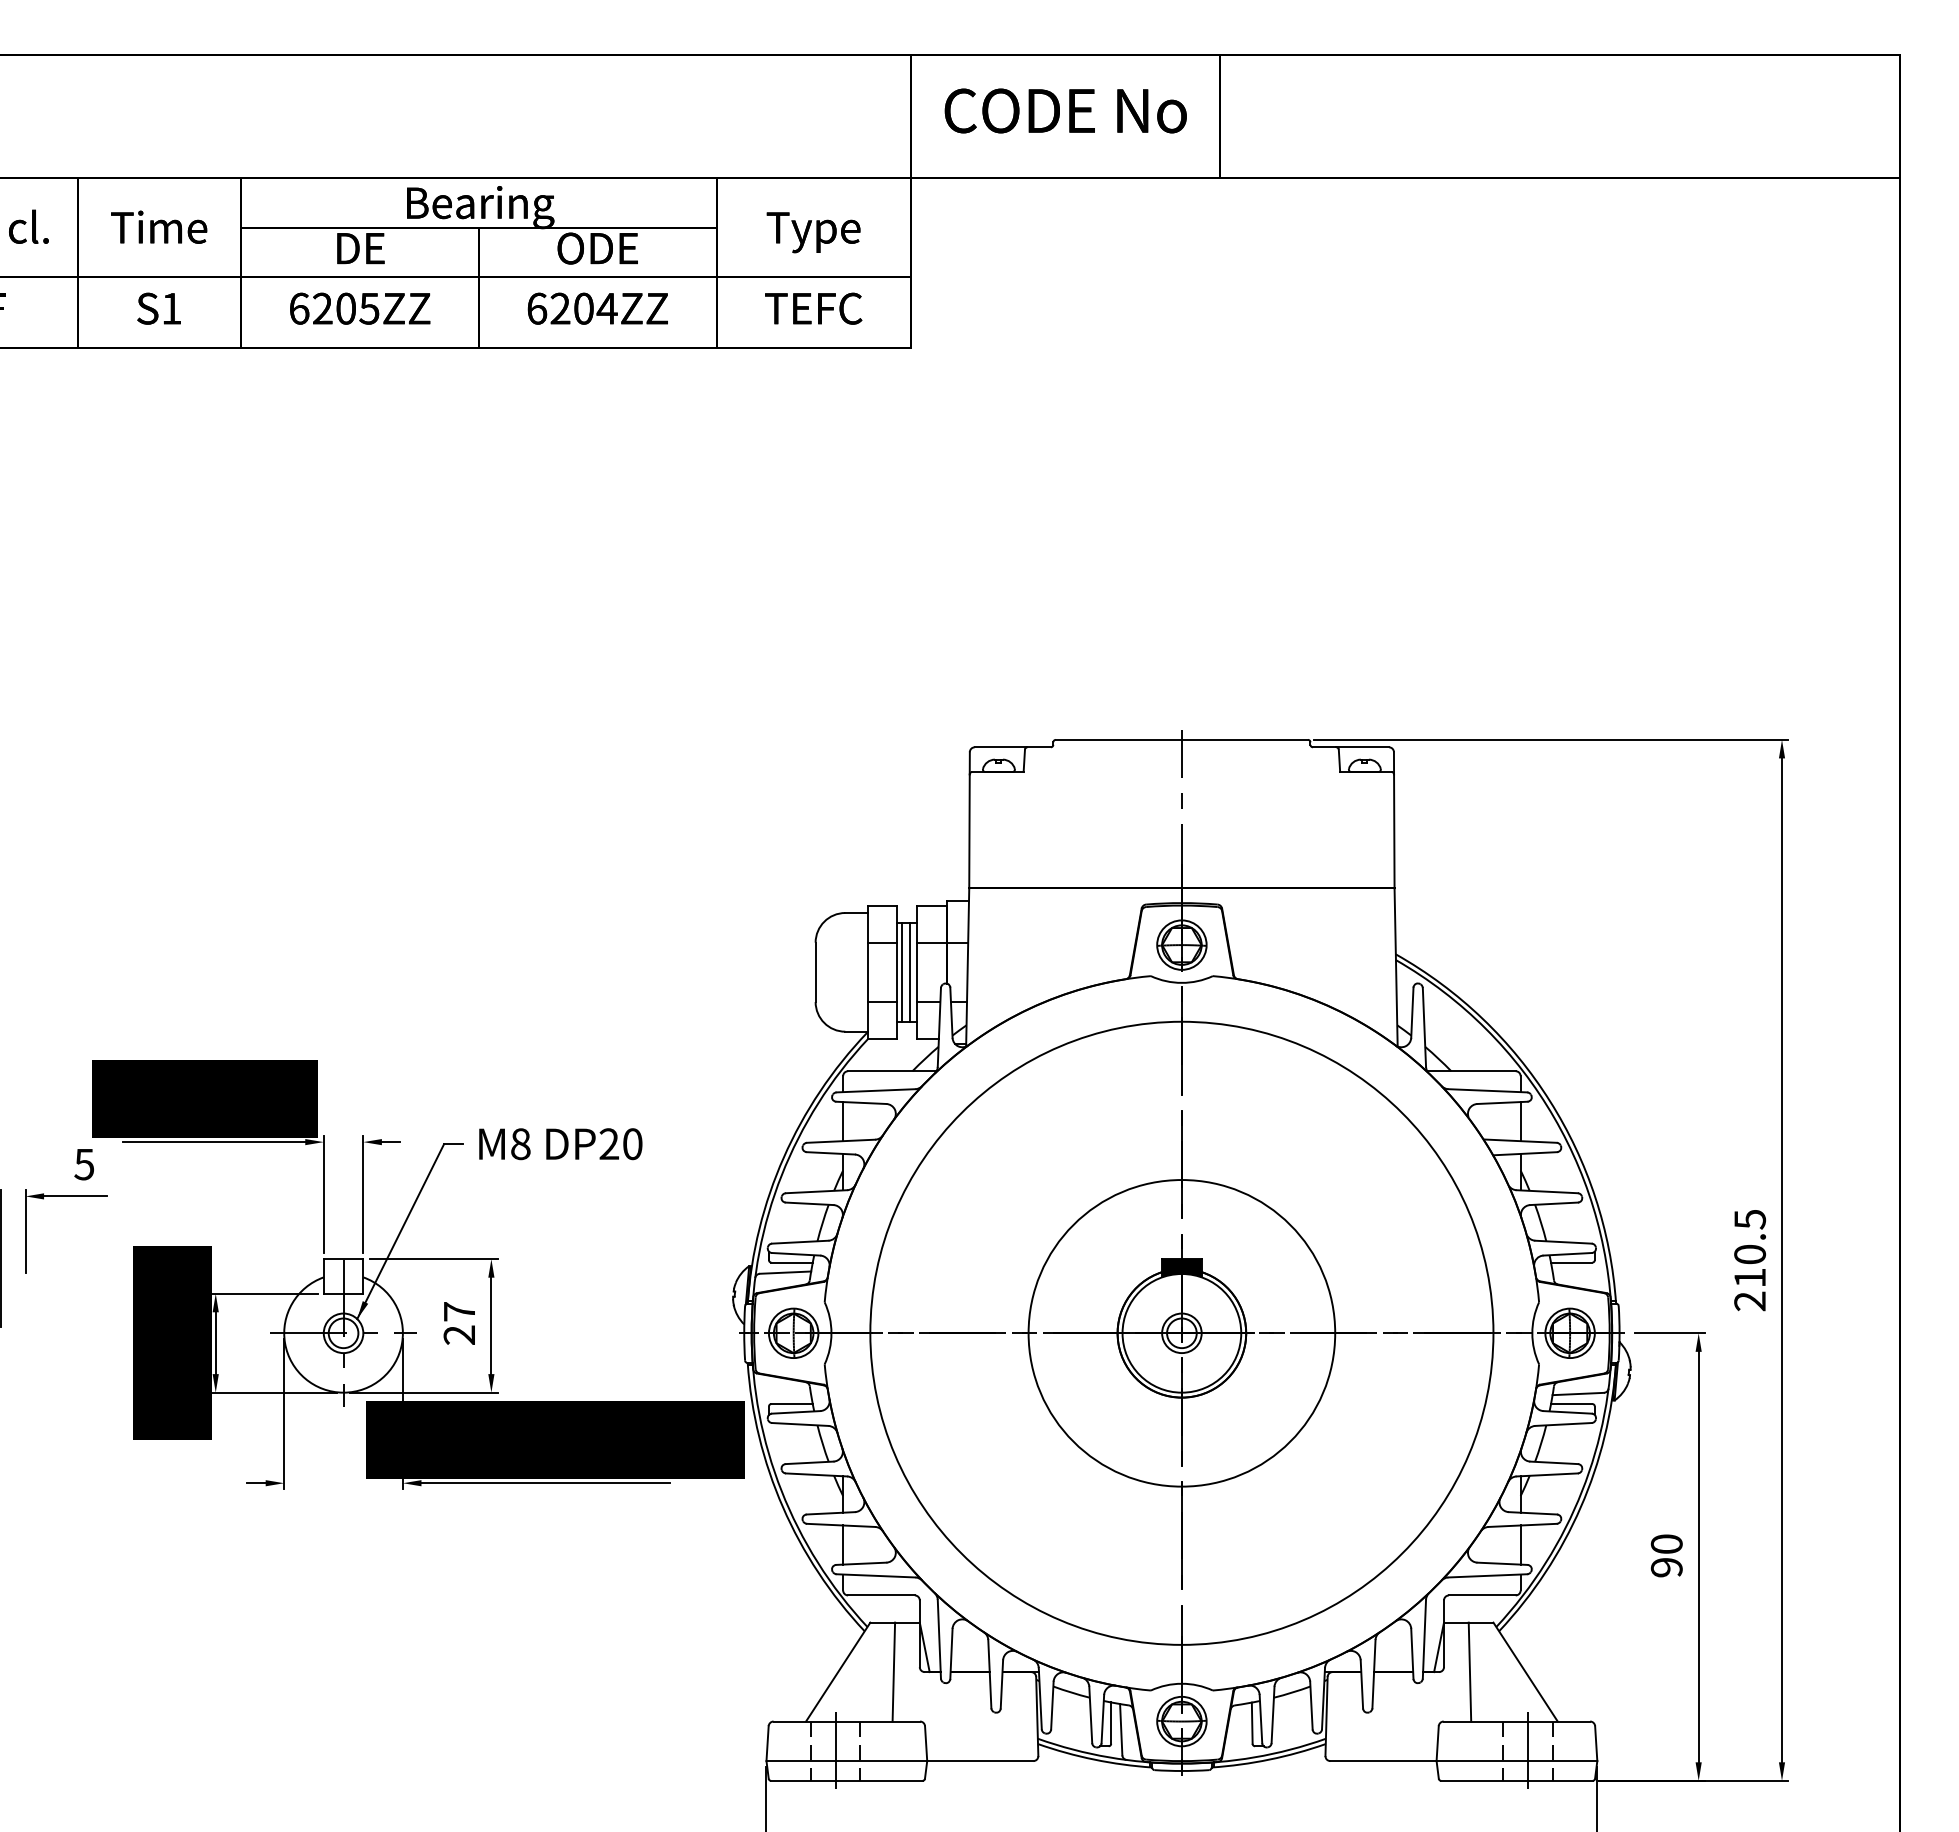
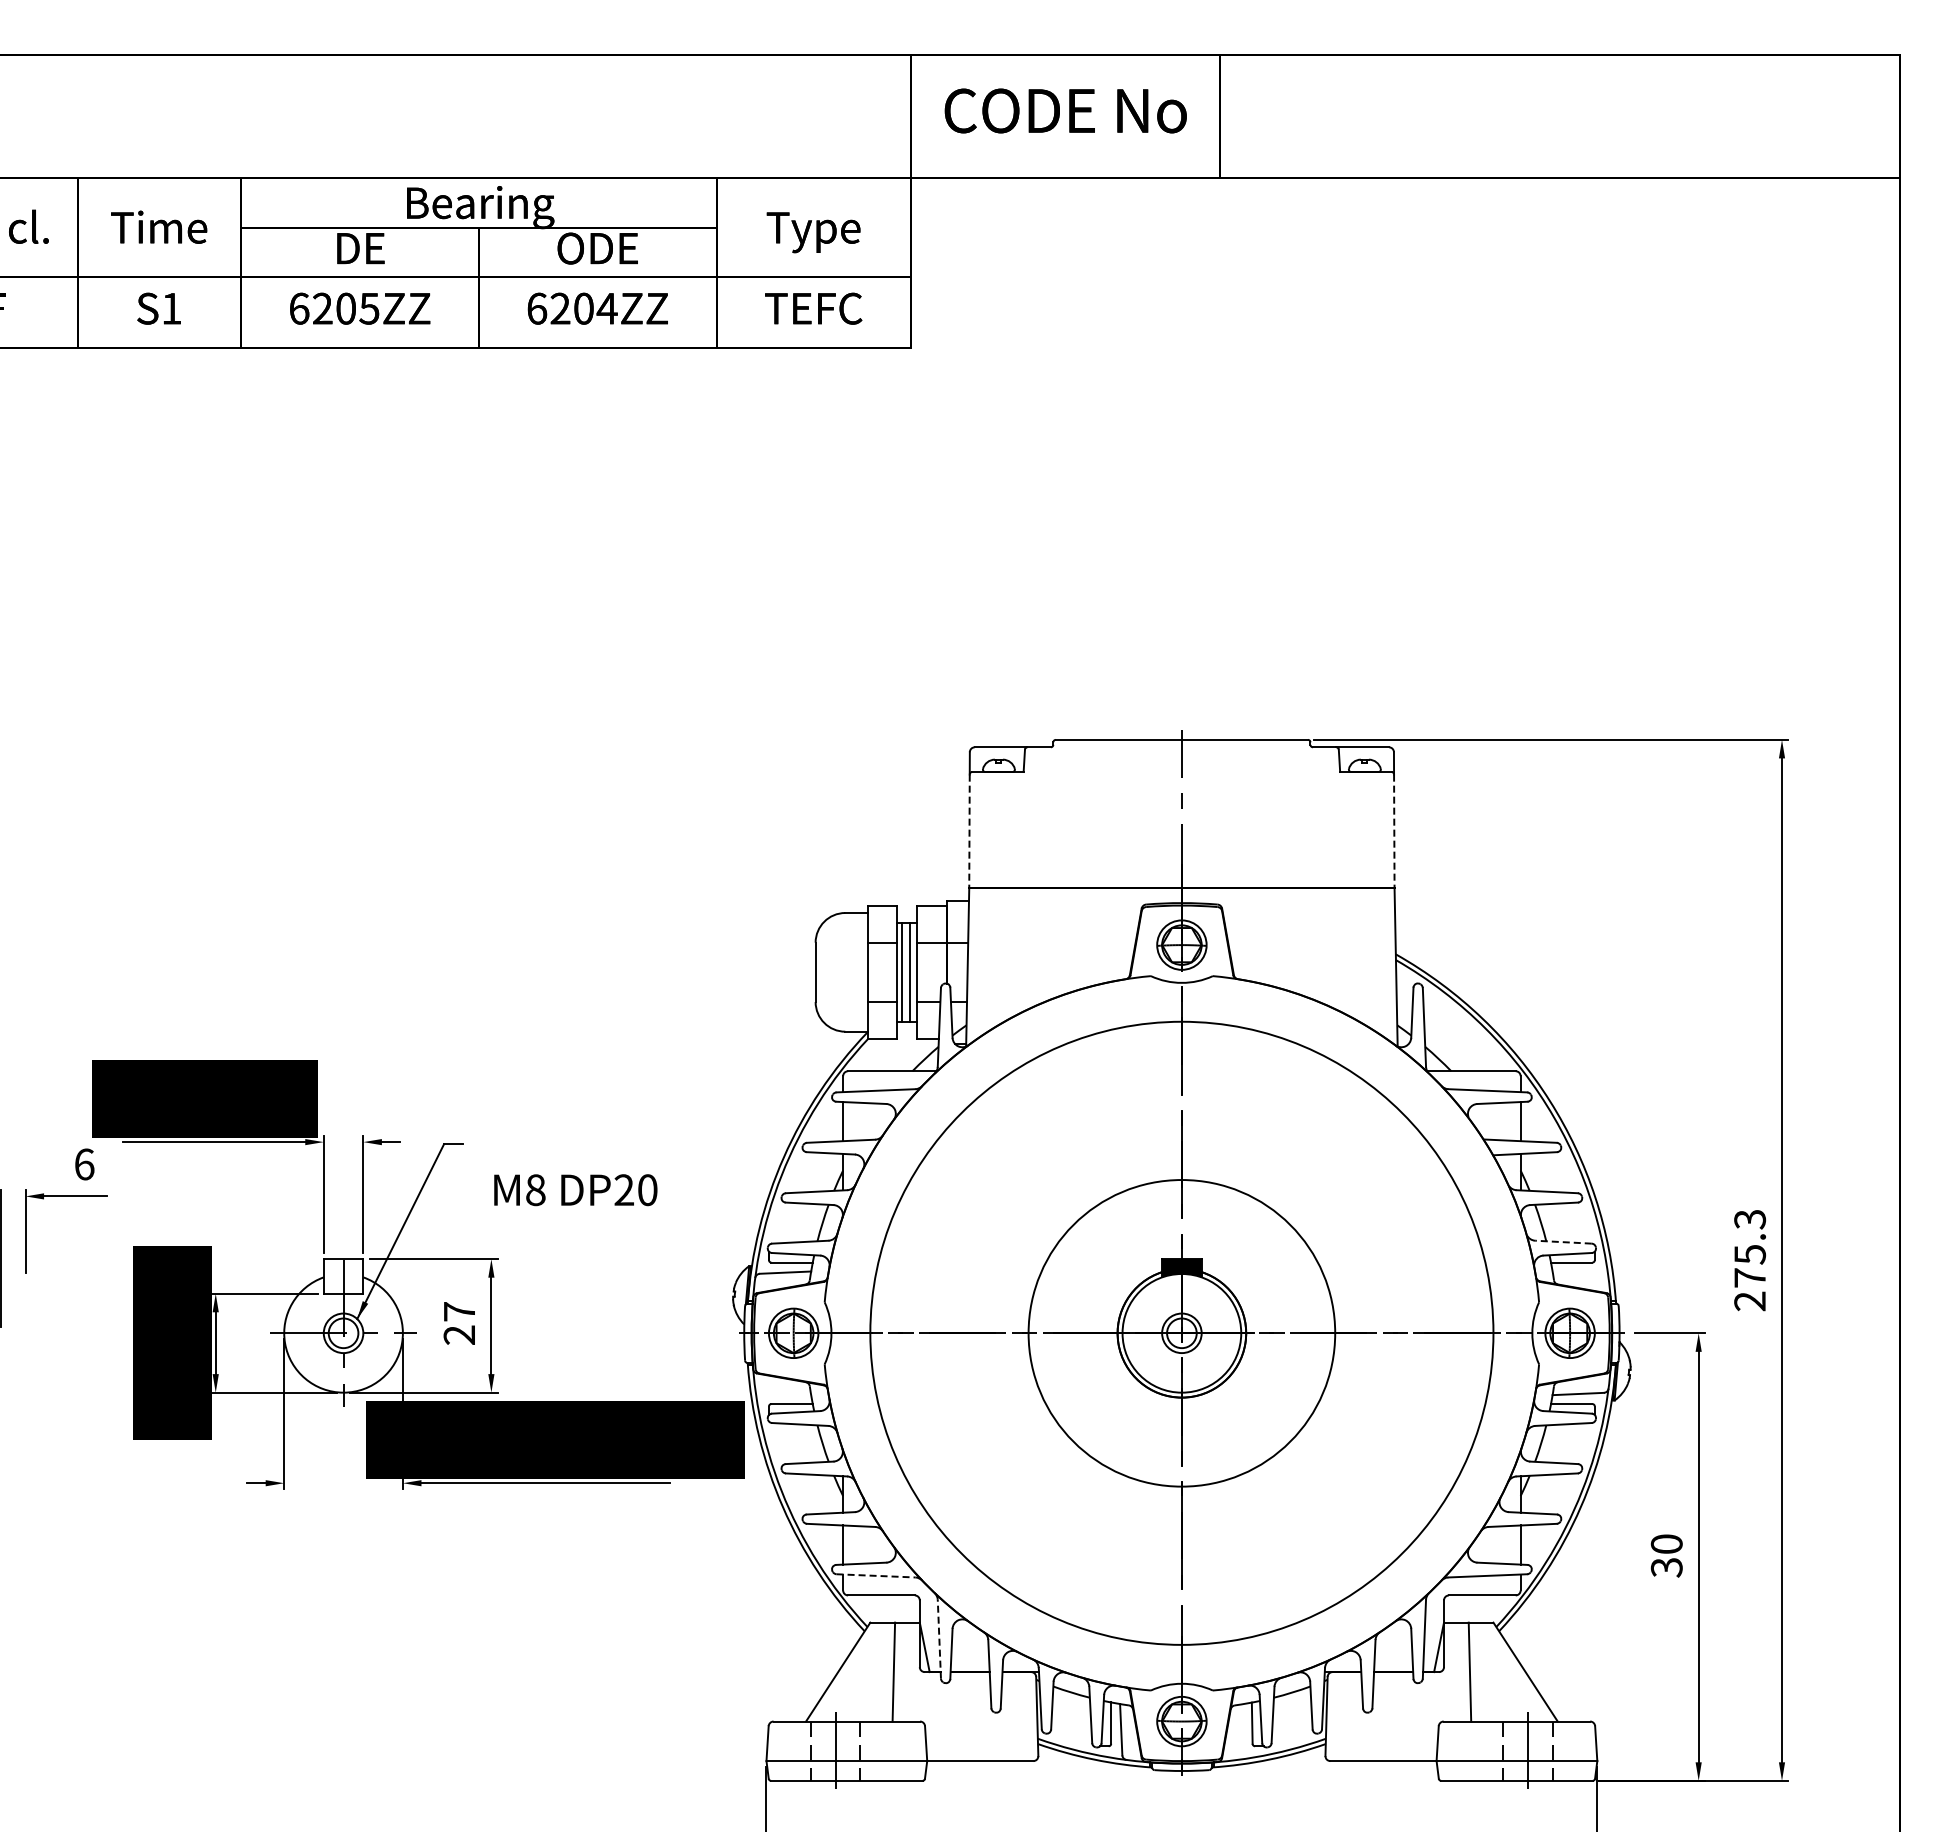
line: solid -> dashed (969, 831)
line: solid -> dashed (1394, 831)
text position: (560, 1144) -> (575, 1190) (575, 1190)
text: 5 -> 6 (84, 1164)
line: solid -> dashed (1563, 1242)
text: 210.5 -> 275.3 (1749, 1248)
text: 90 -> 30 (1666, 1567)
line: solid -> dashed (876, 1575)
line: solid -> dashed (939, 1638)
